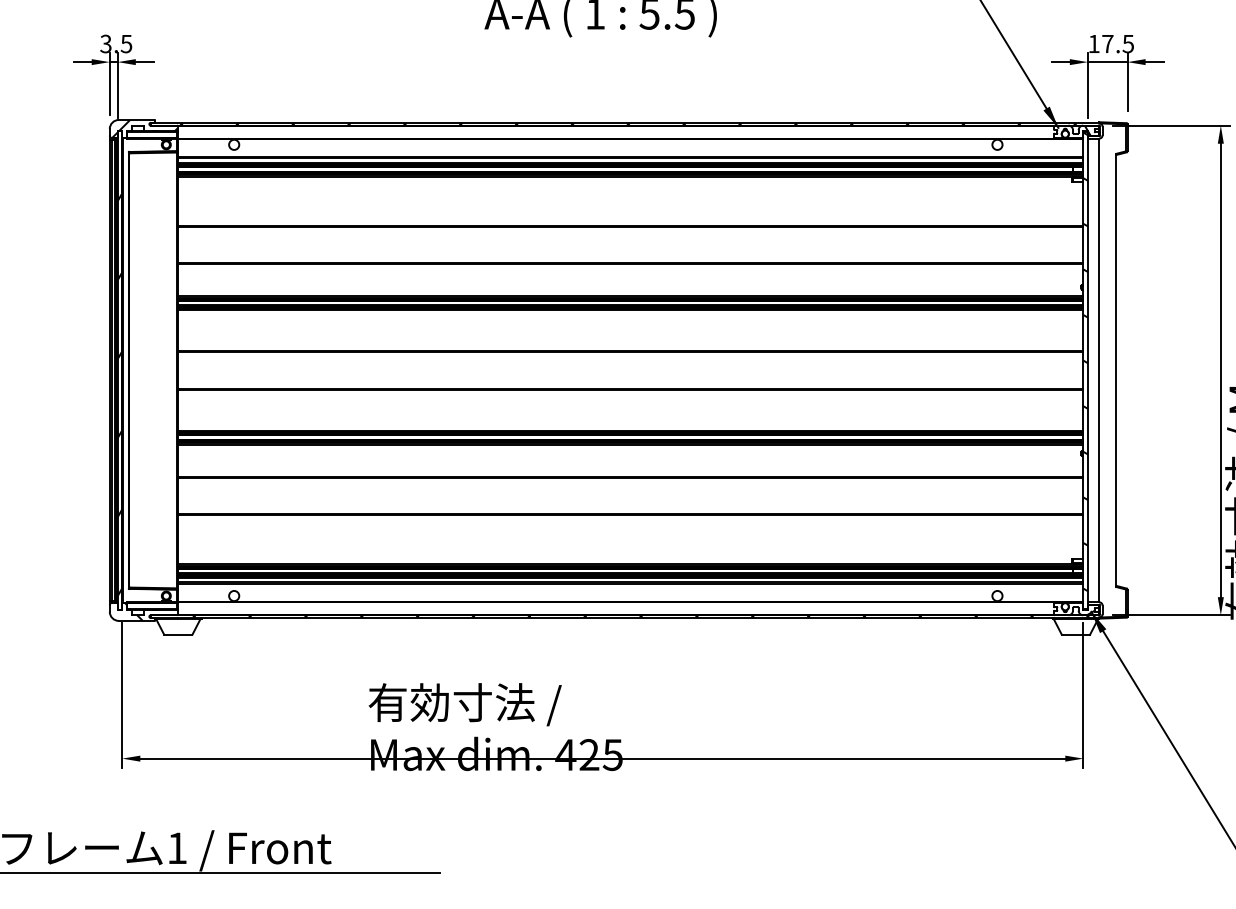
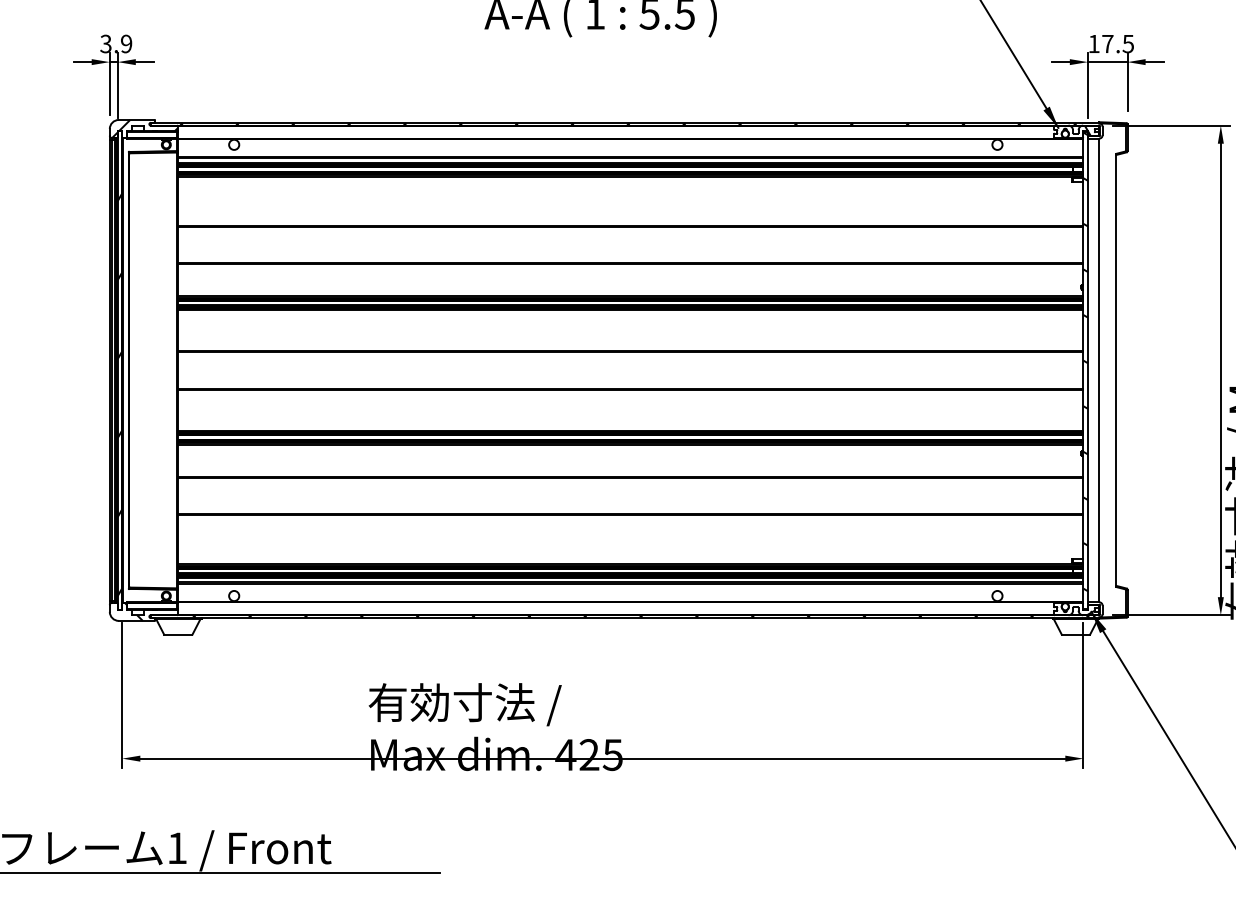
text: 3.5 -> 3.9 (126, 43)
